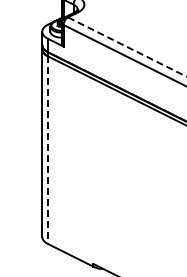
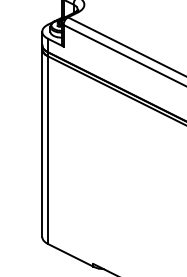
line: dashed -> solid (127, 47)
line: dashed -> solid (48, 150)
